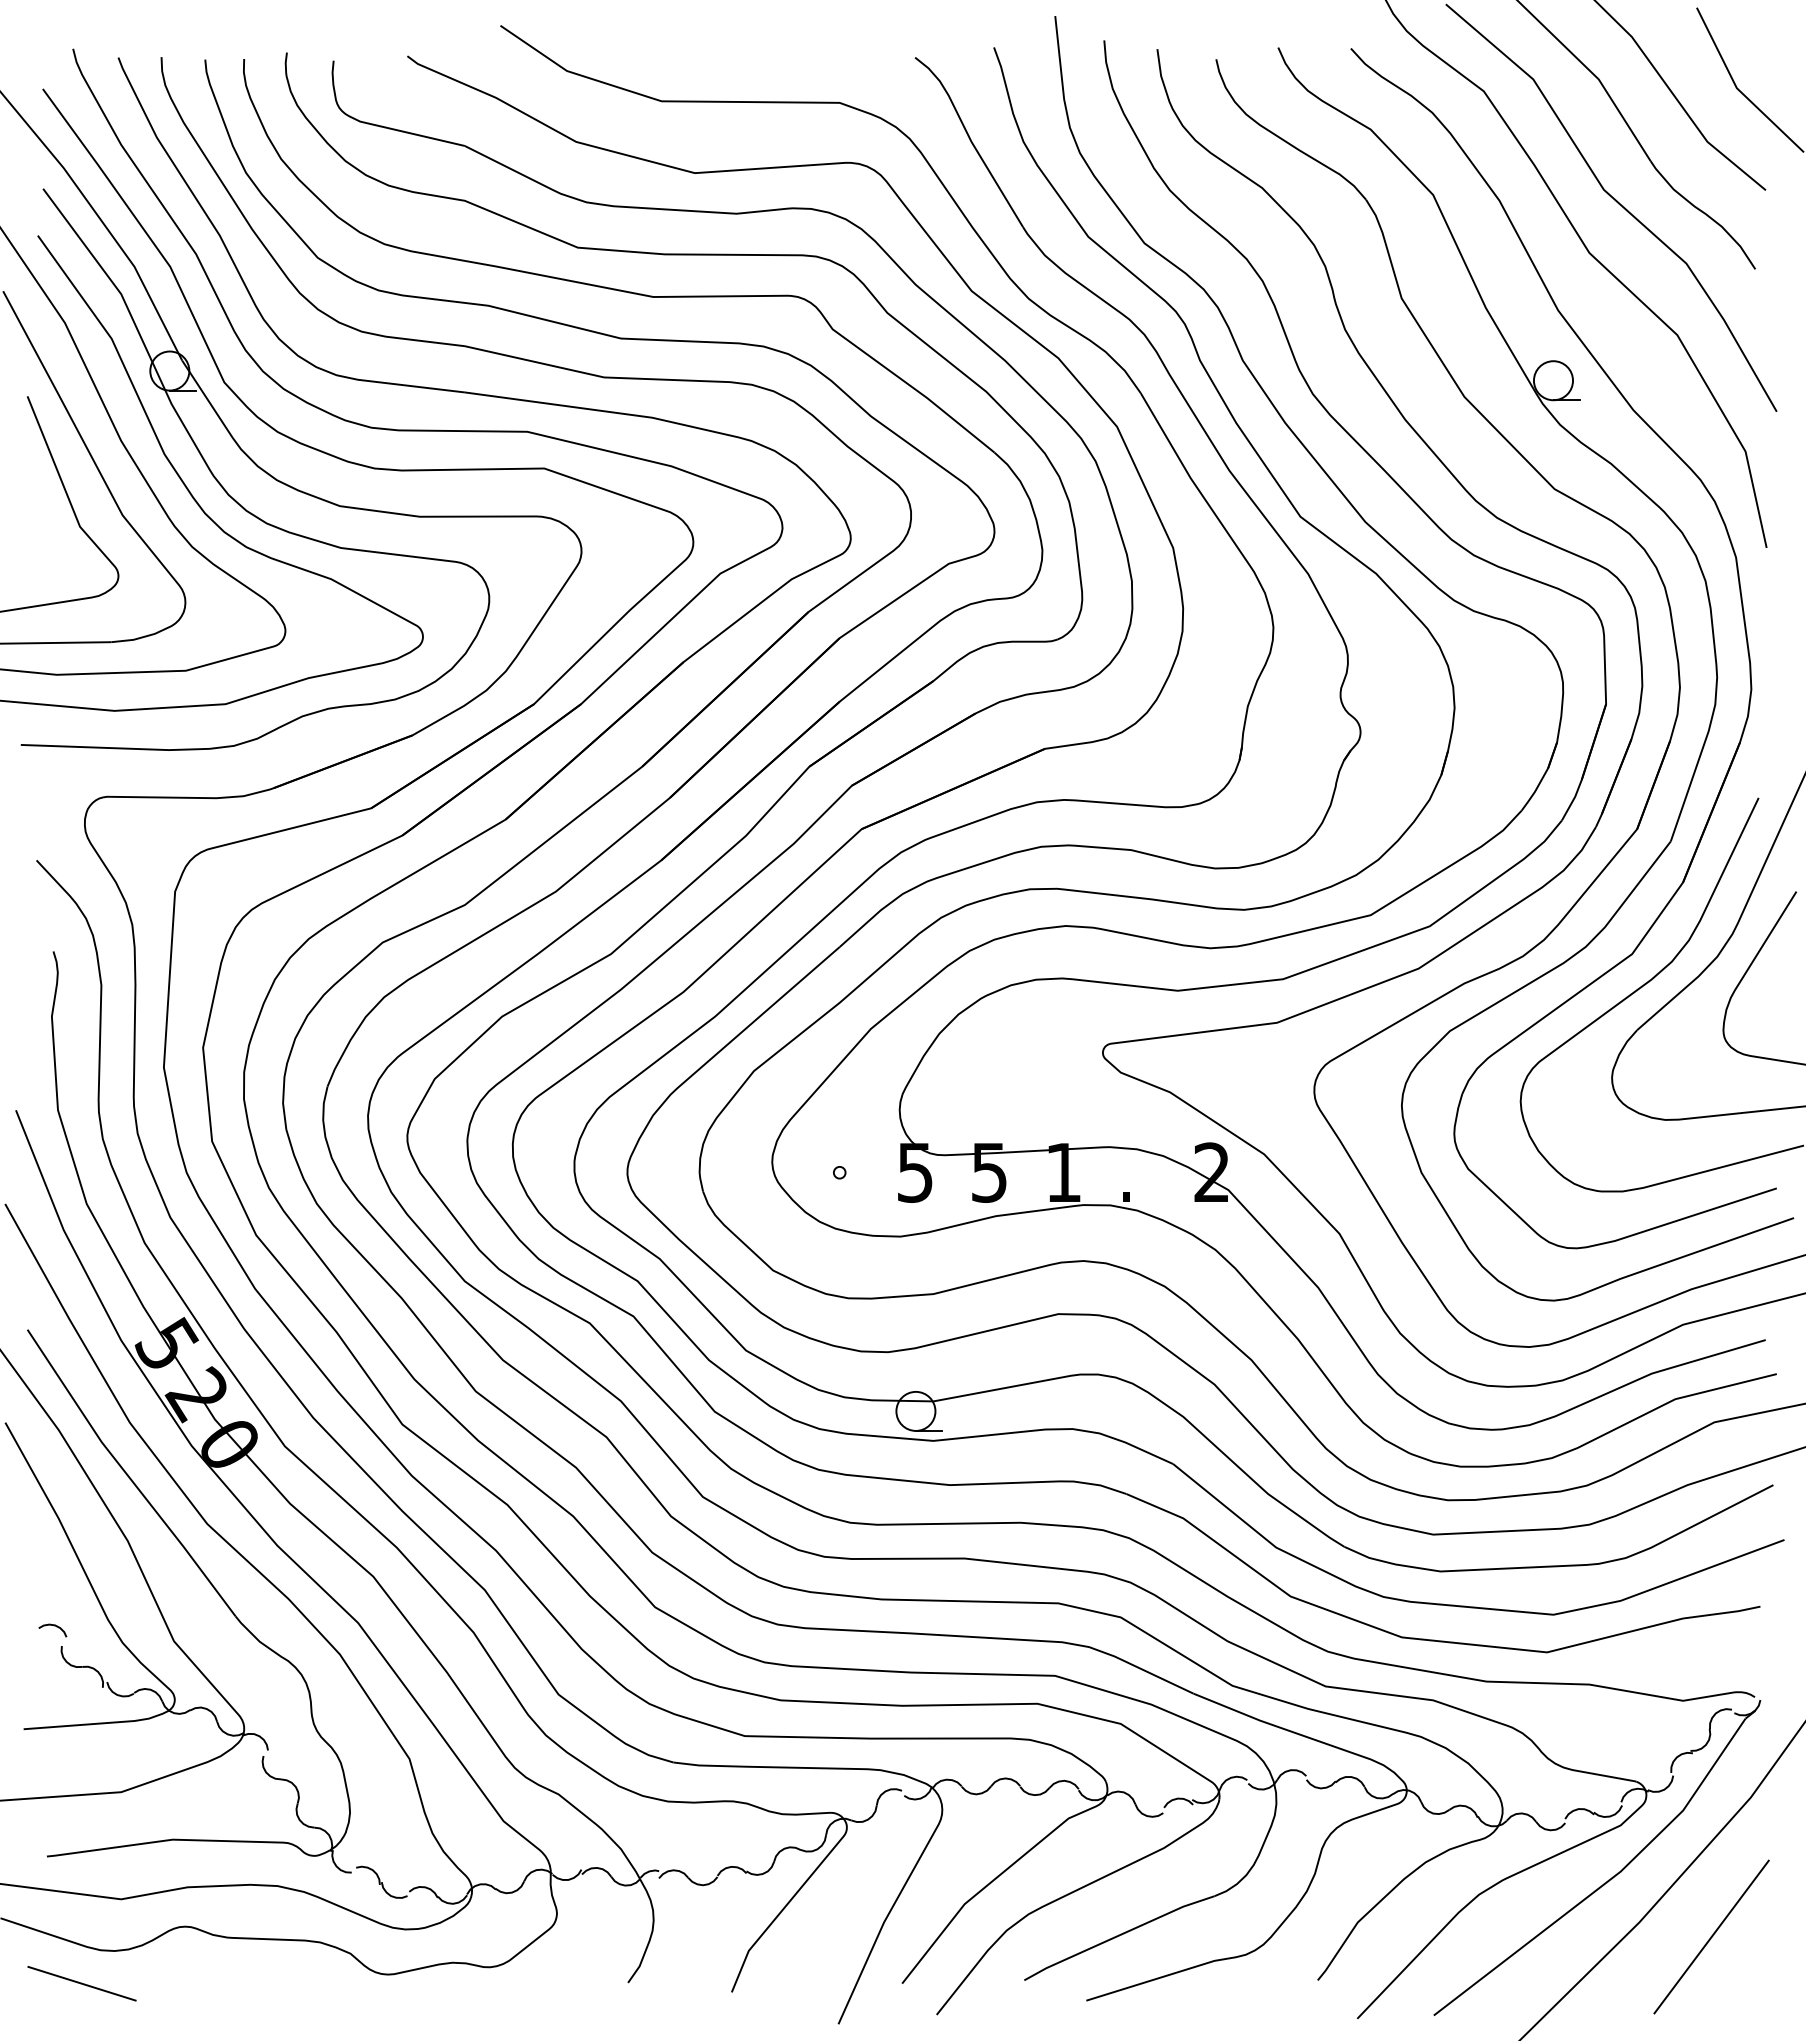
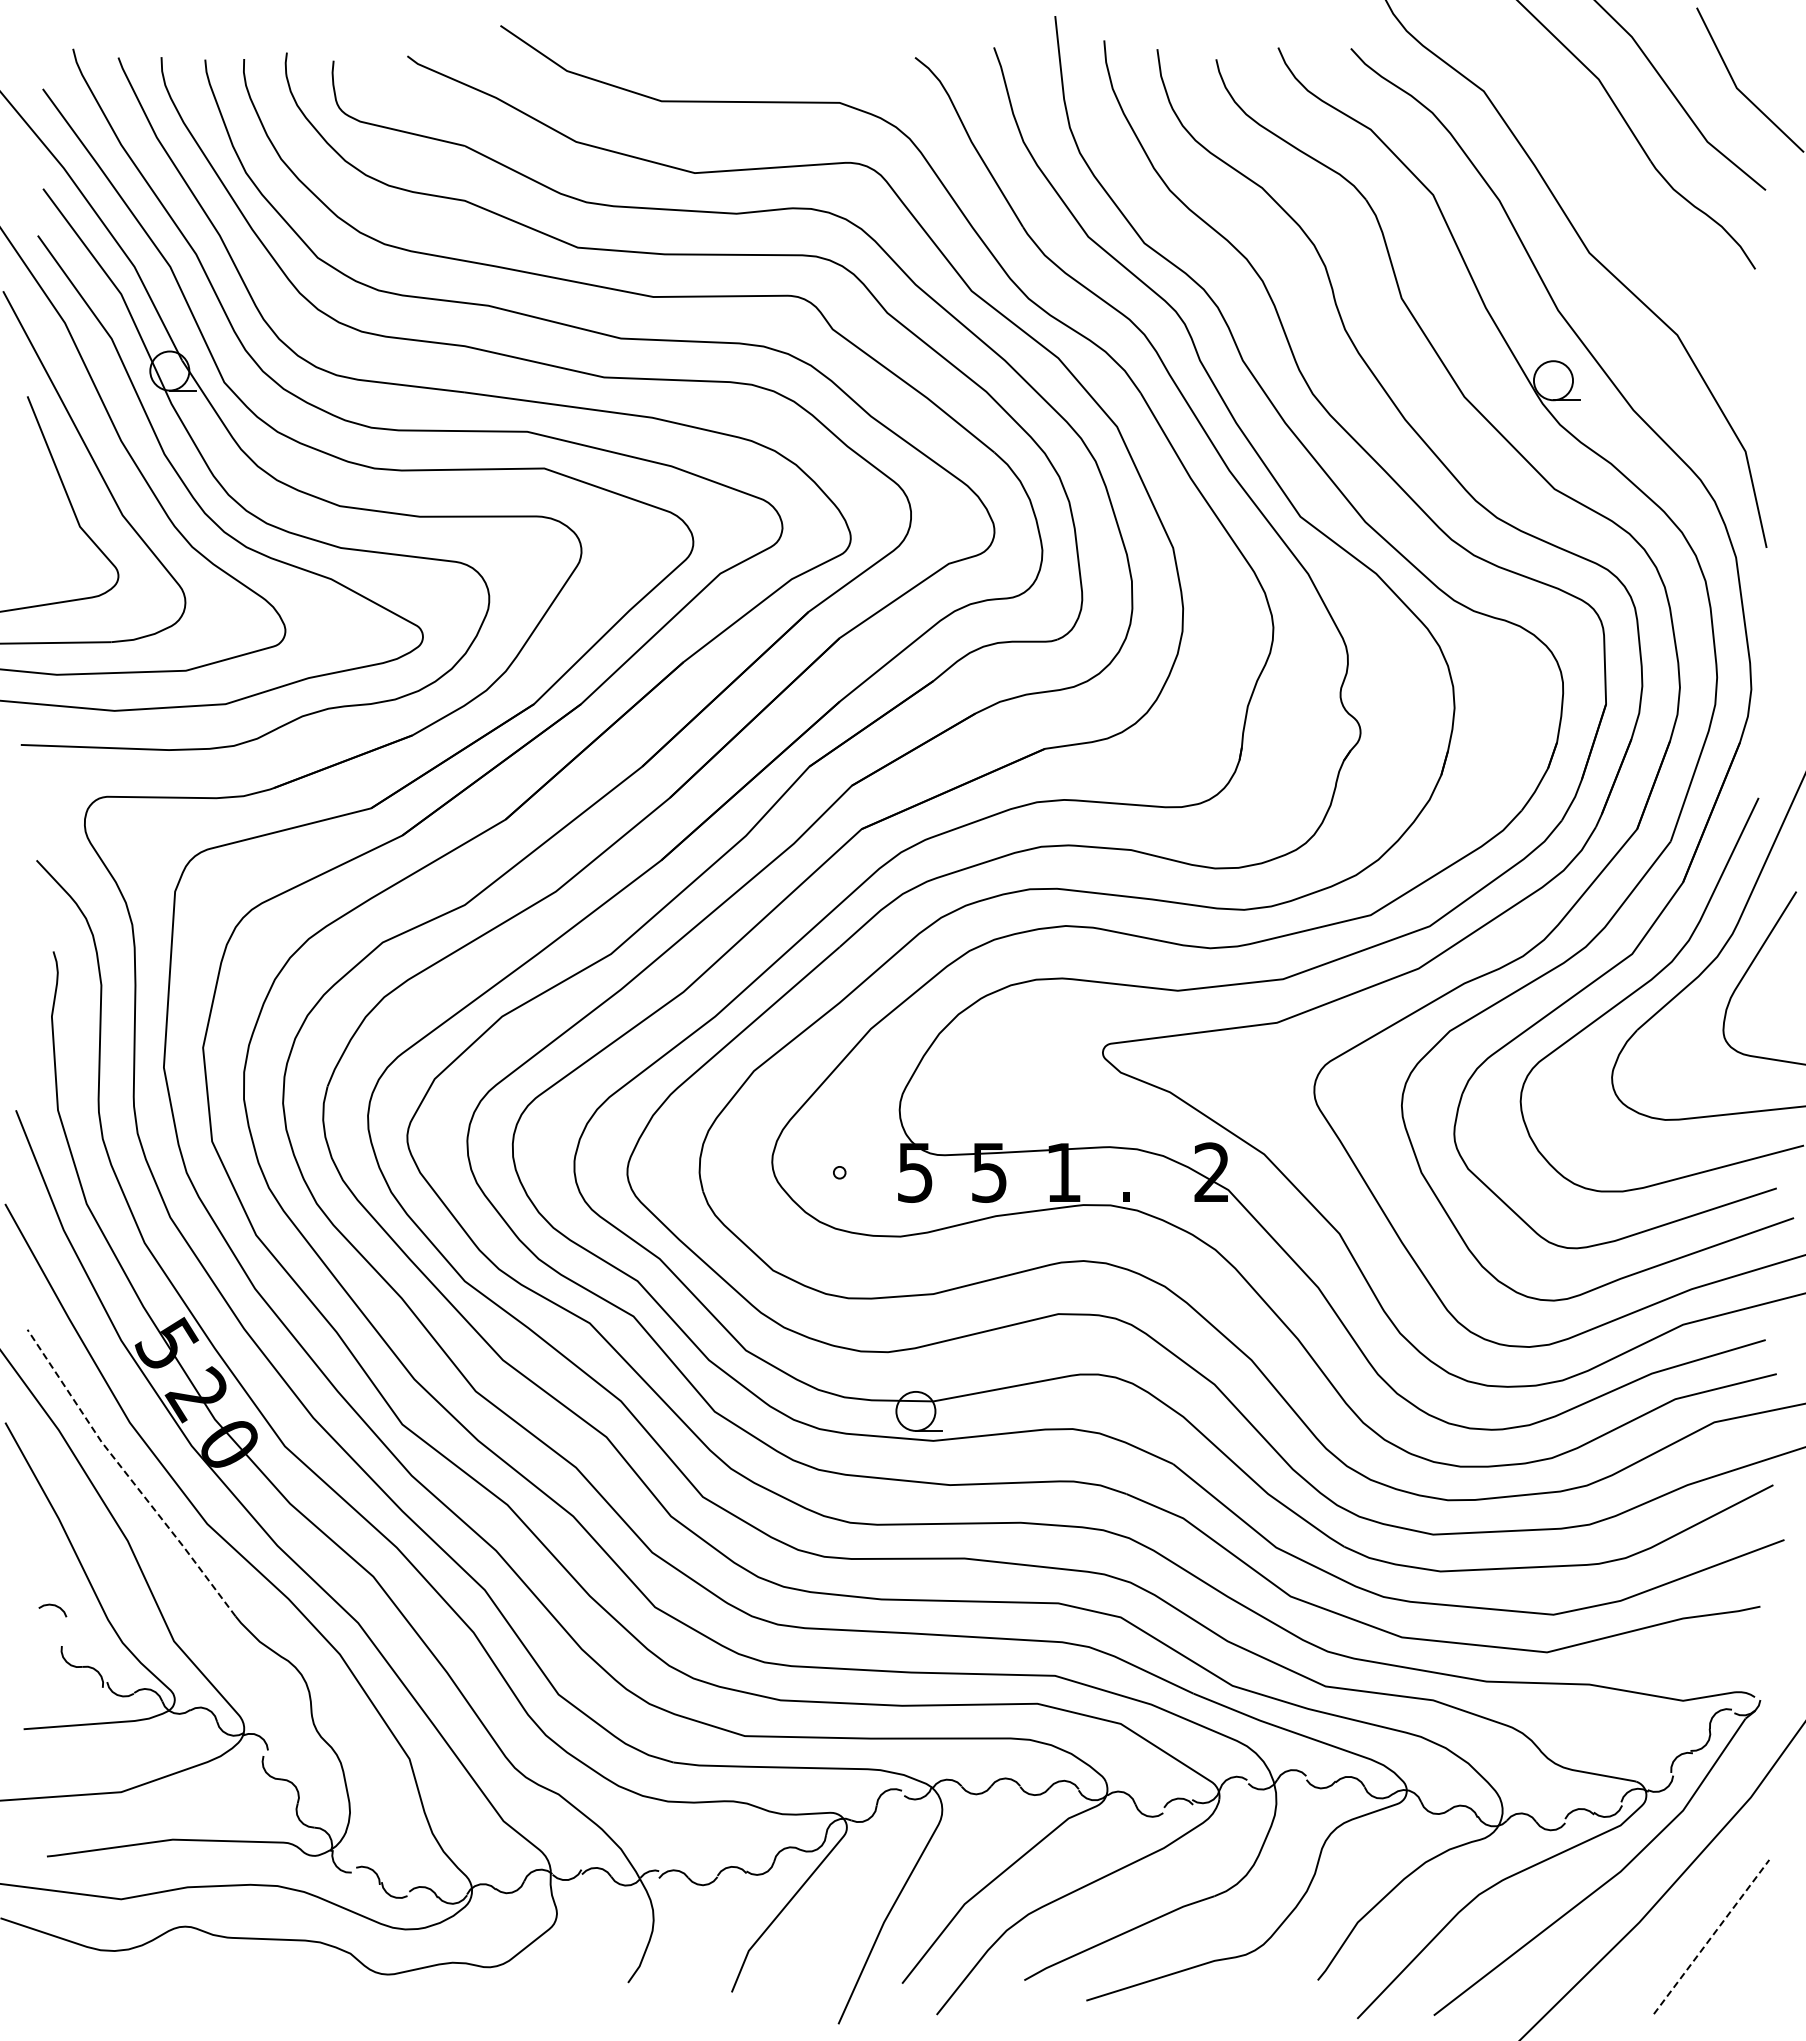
curve: present -> none (1616, 202)
line: solid -> dashed (128, 1475)
curve position: (53, 1626) -> (53, 1606) (53, 1606)
line: solid -> dashed (1711, 1936)
line: present -> none (81, 1983)
